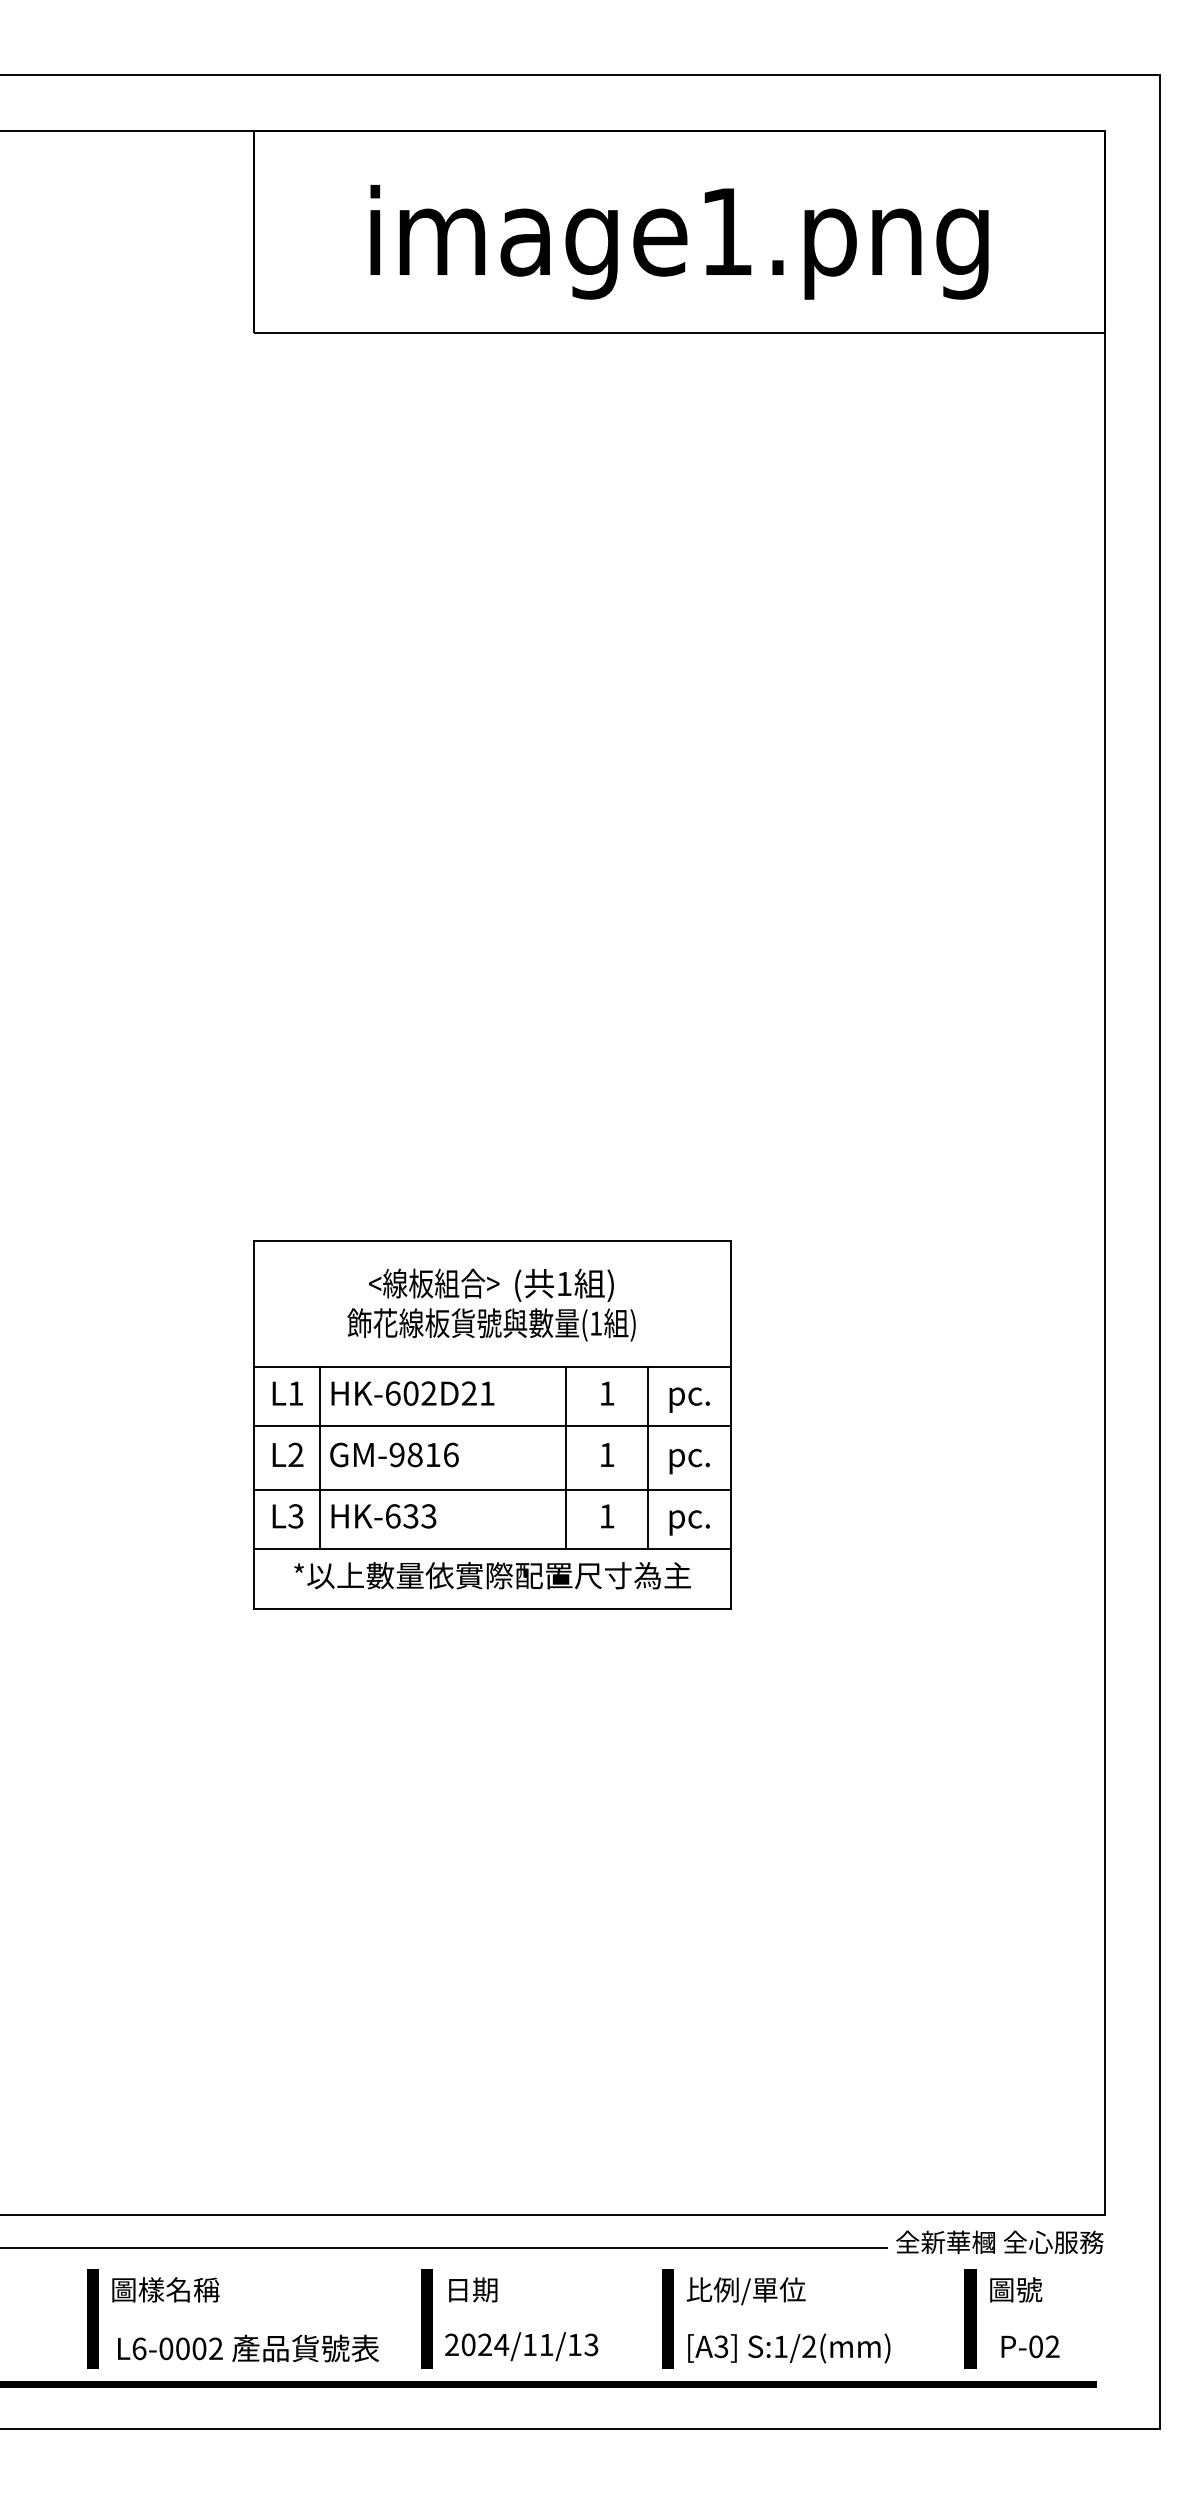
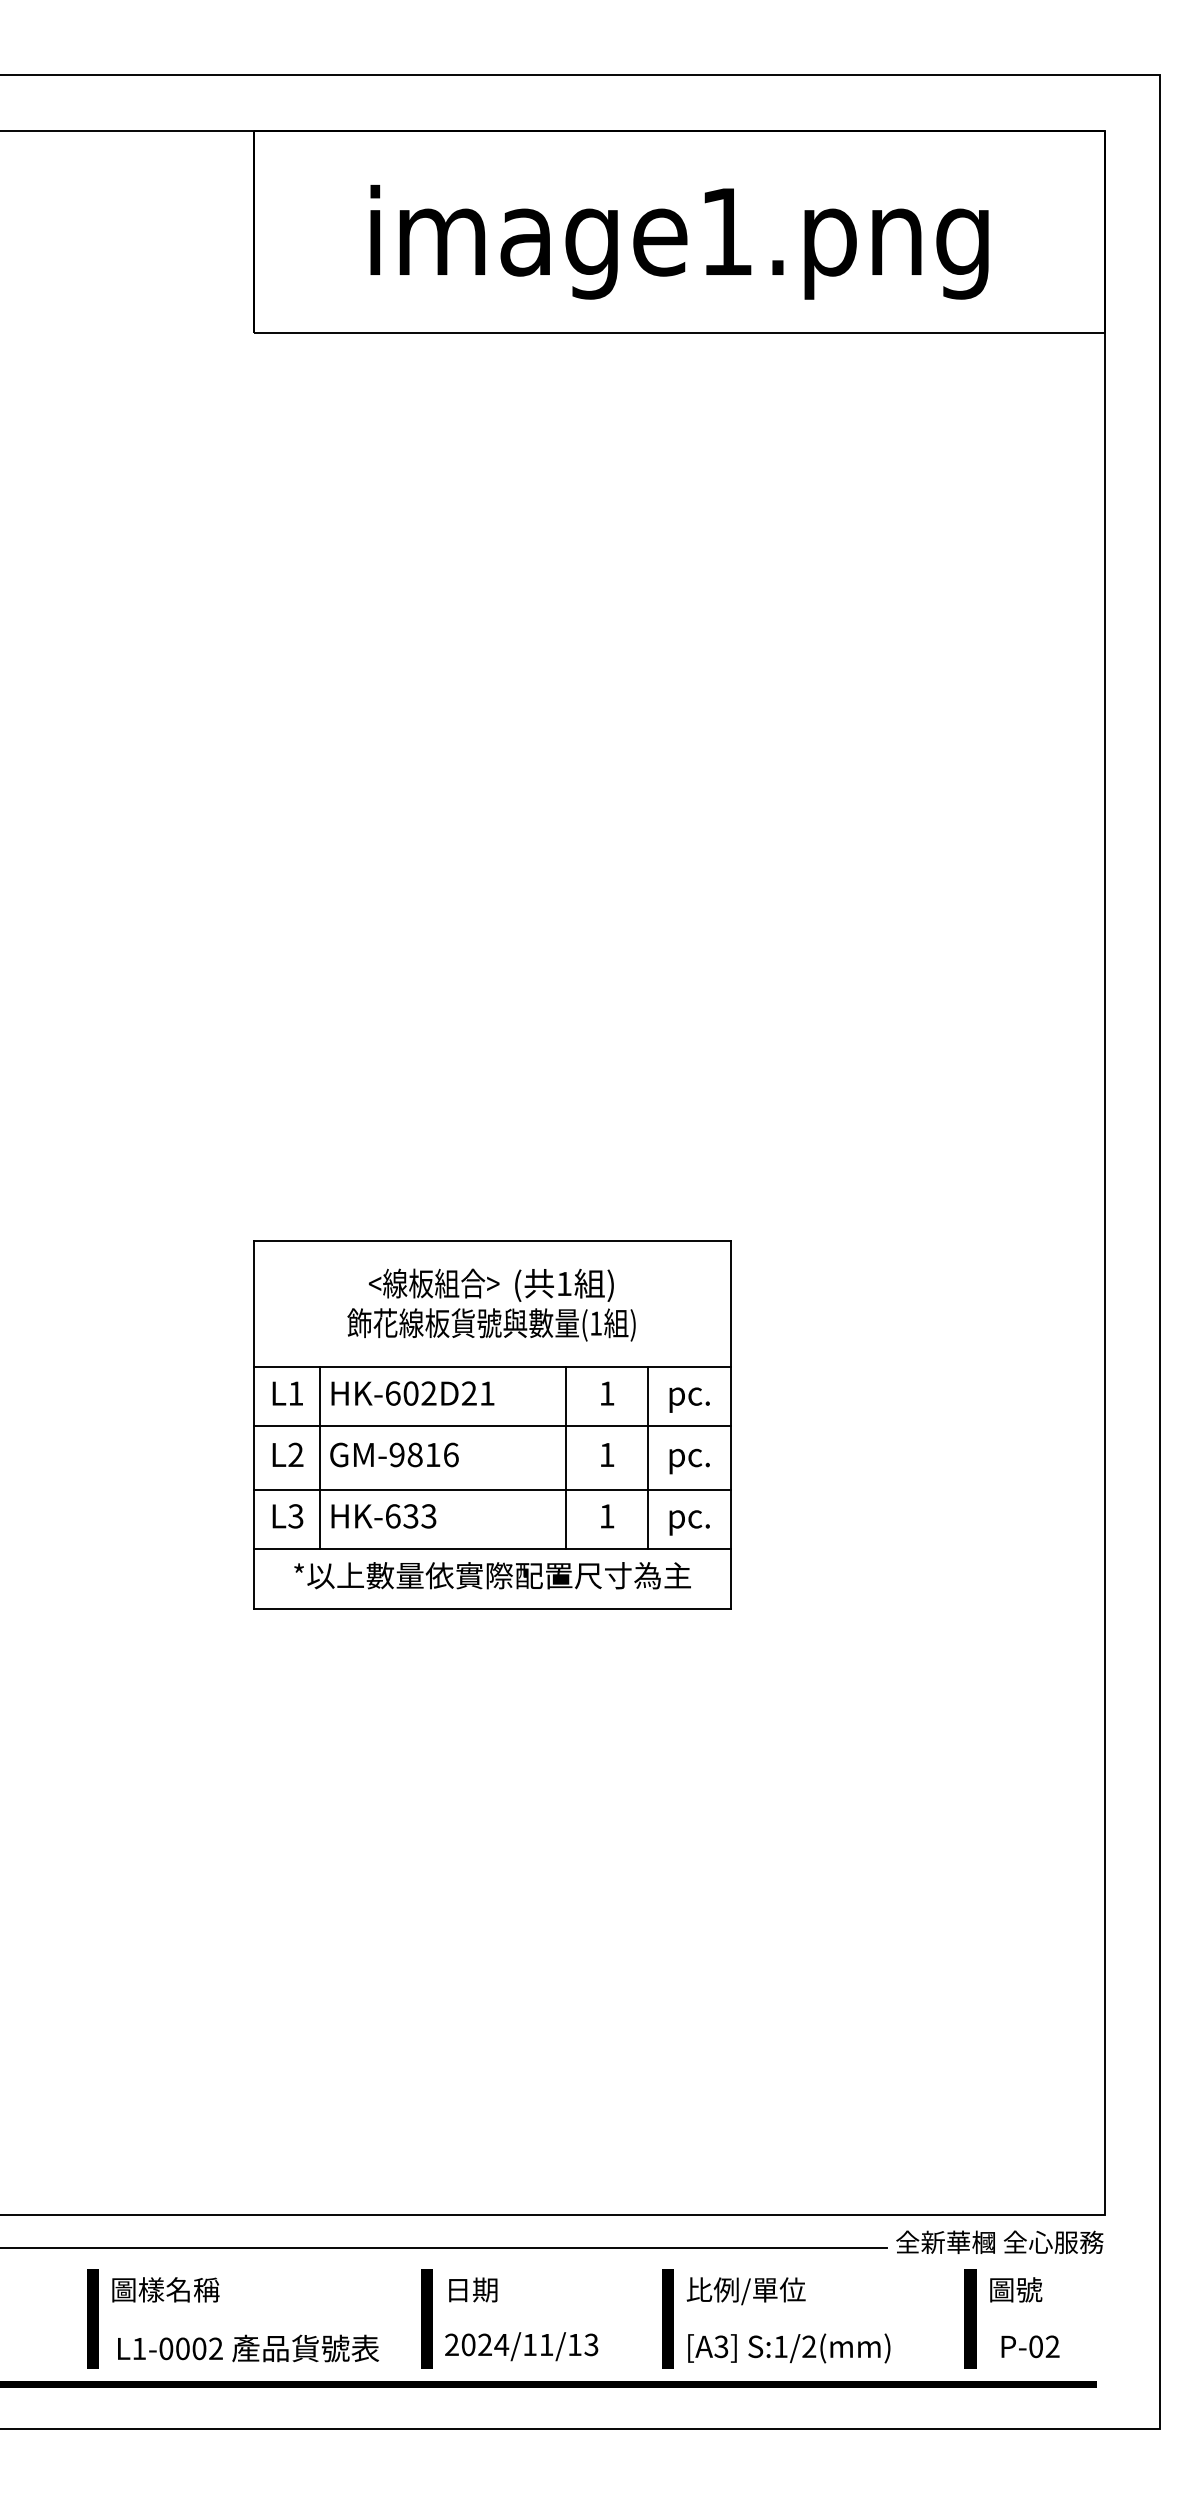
text: L6-0002 -> L1-0002 (139, 2348)
